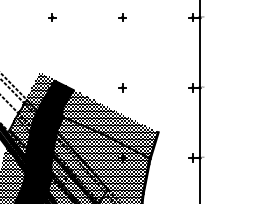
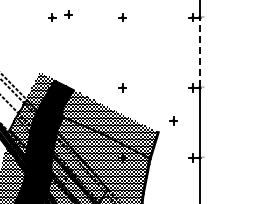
part: none -> present (68, 14)
line: solid -> dashed (199, 52)
part: none -> present (173, 120)
